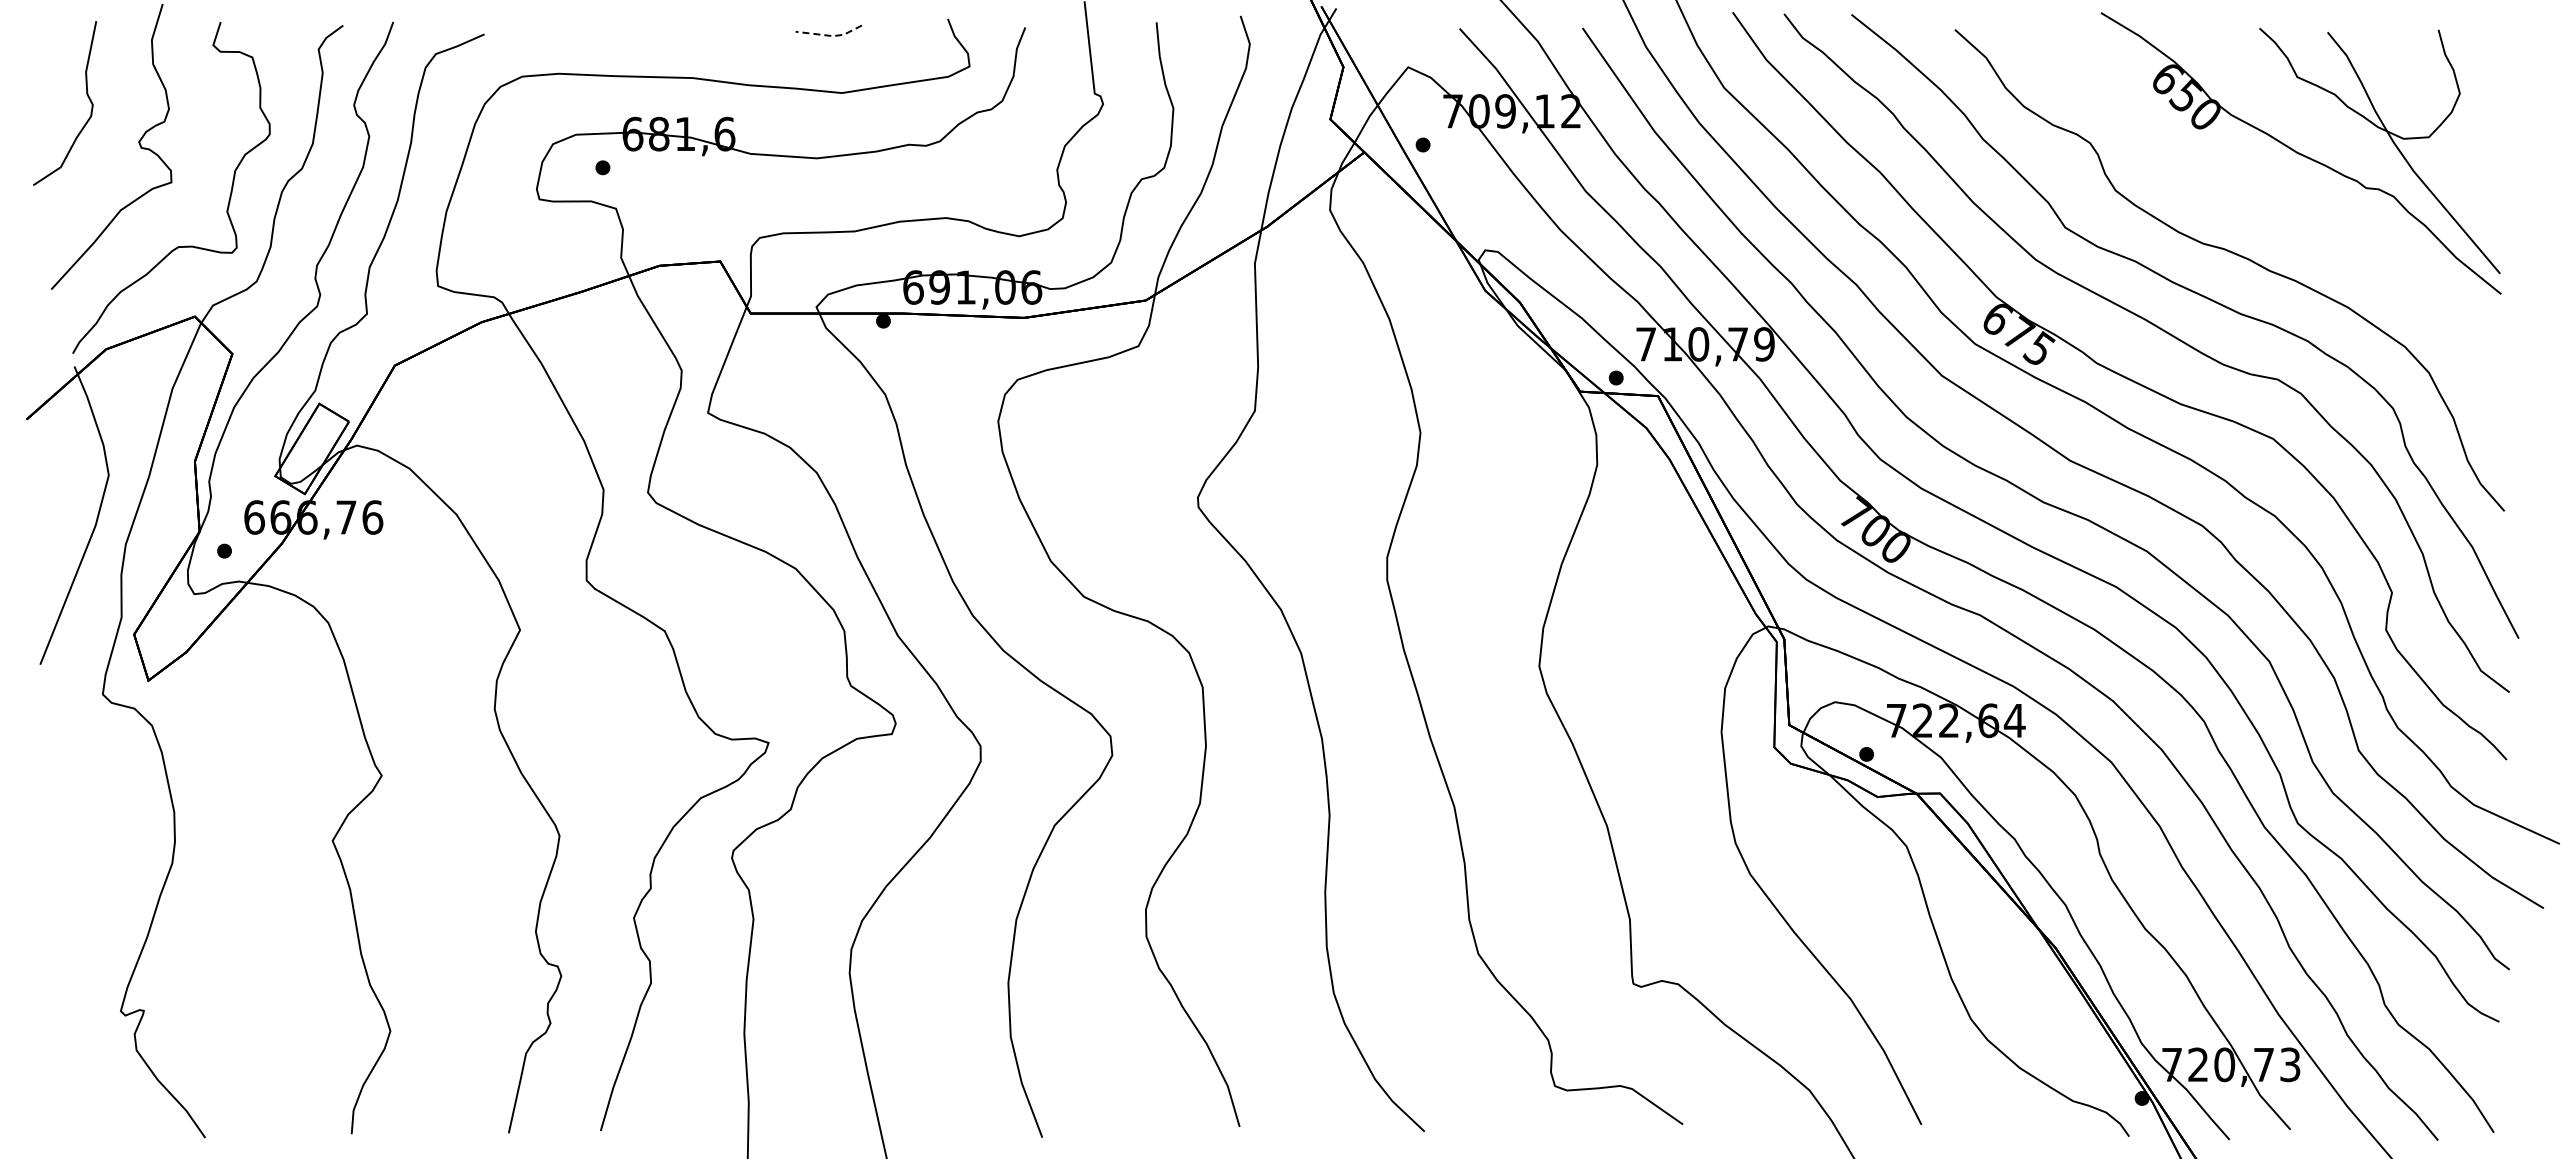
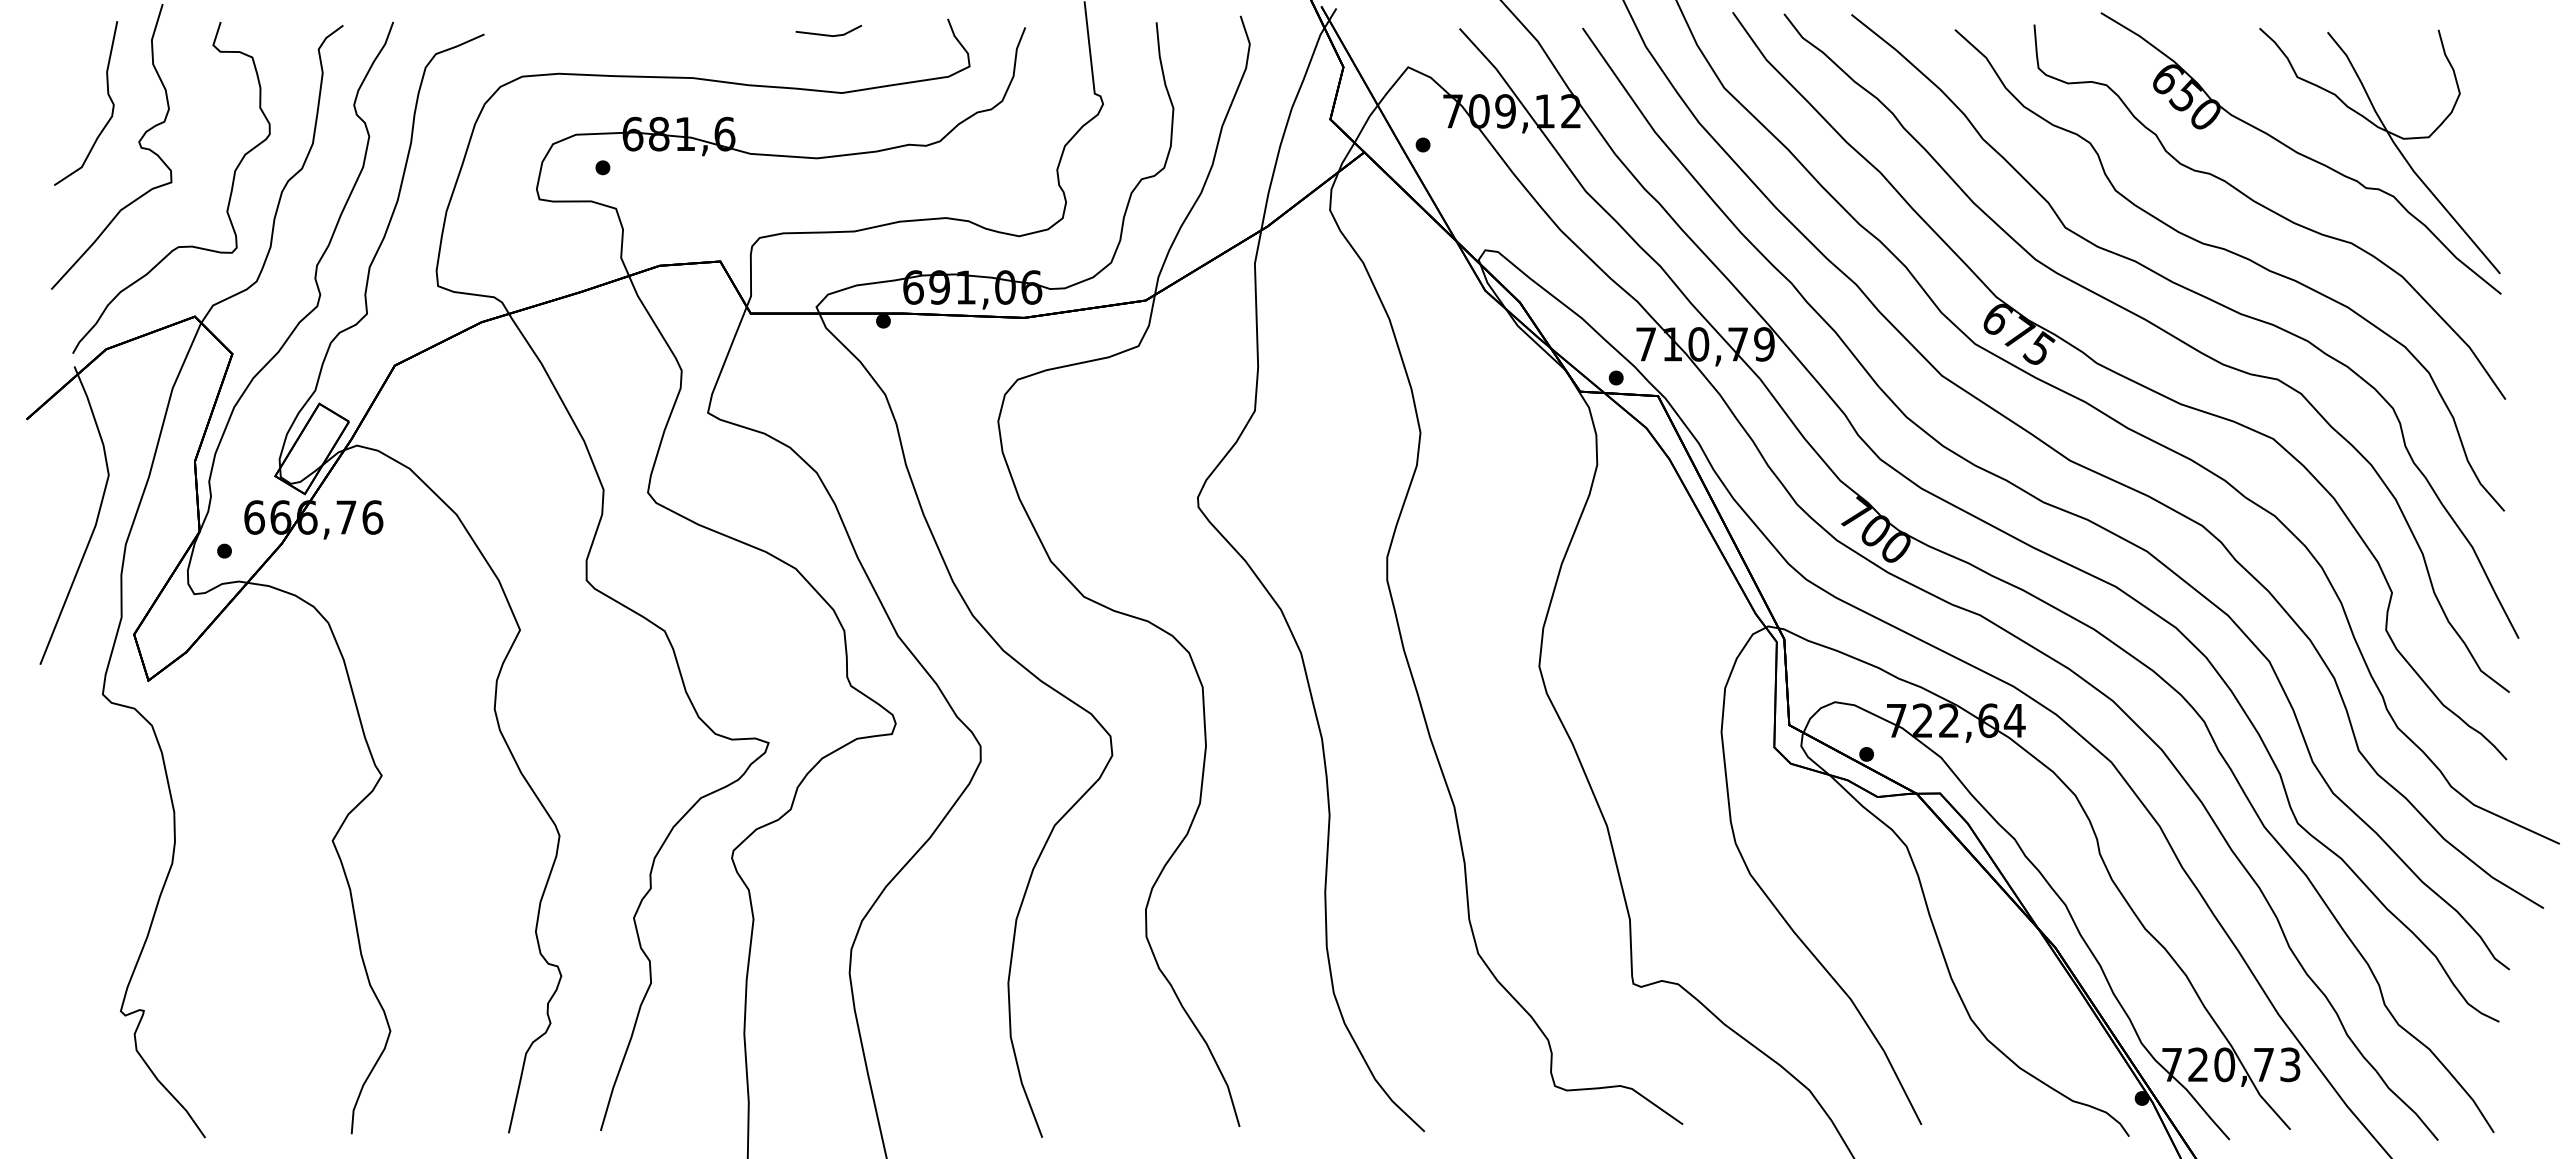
line: dashed -> solid (831, 35)
curve position: (86, 94) -> (107, 94) (107, 94)
curve: none -> present (2269, 210)
